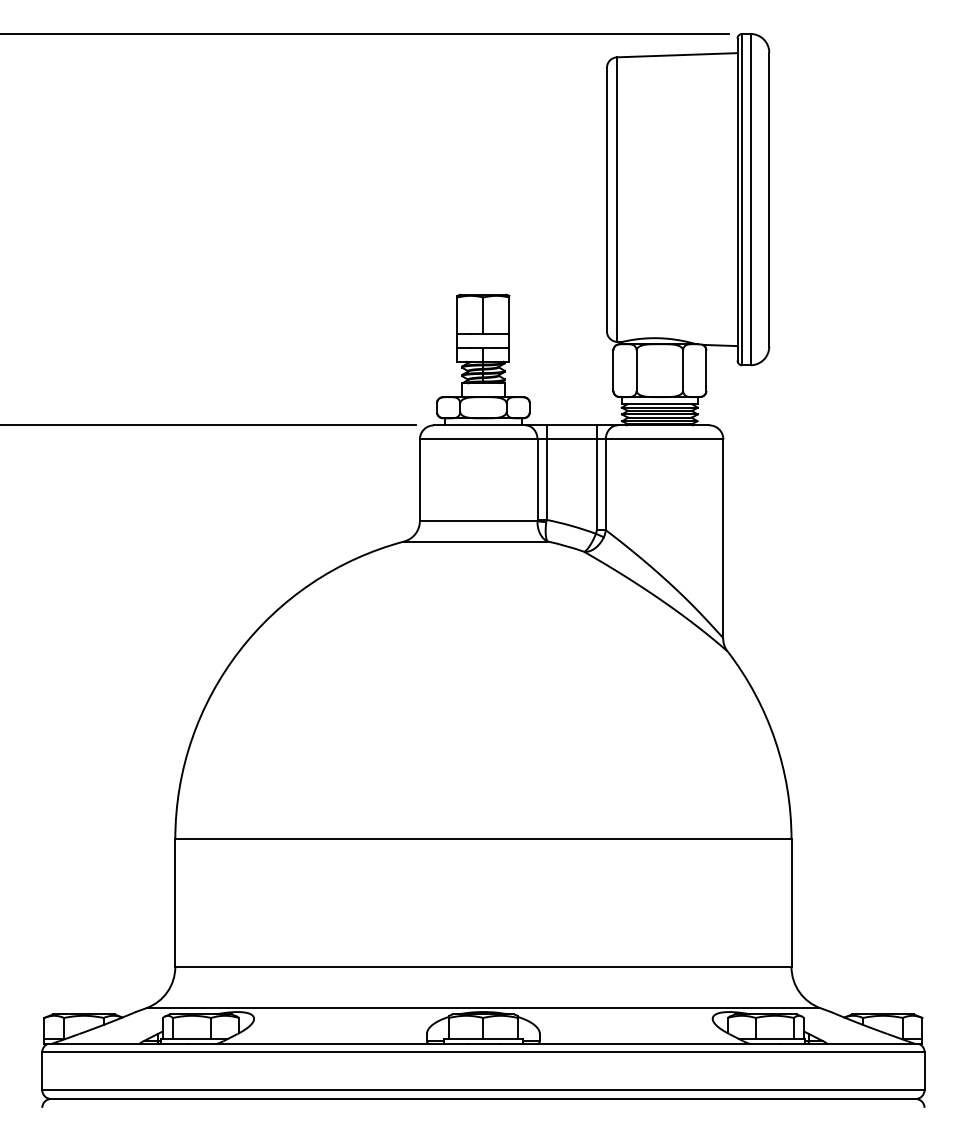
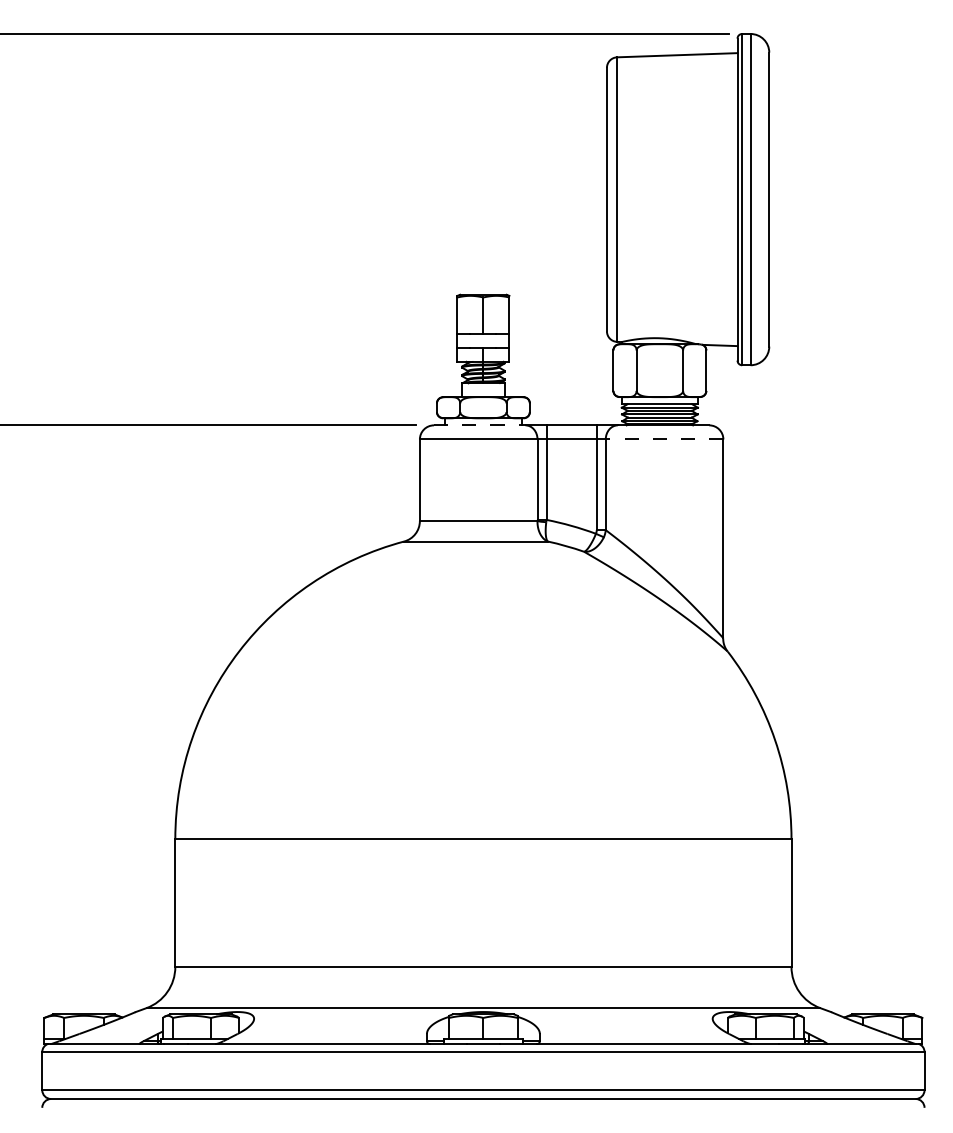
line: solid -> dashed (479, 425)
line: solid -> dashed (664, 439)
